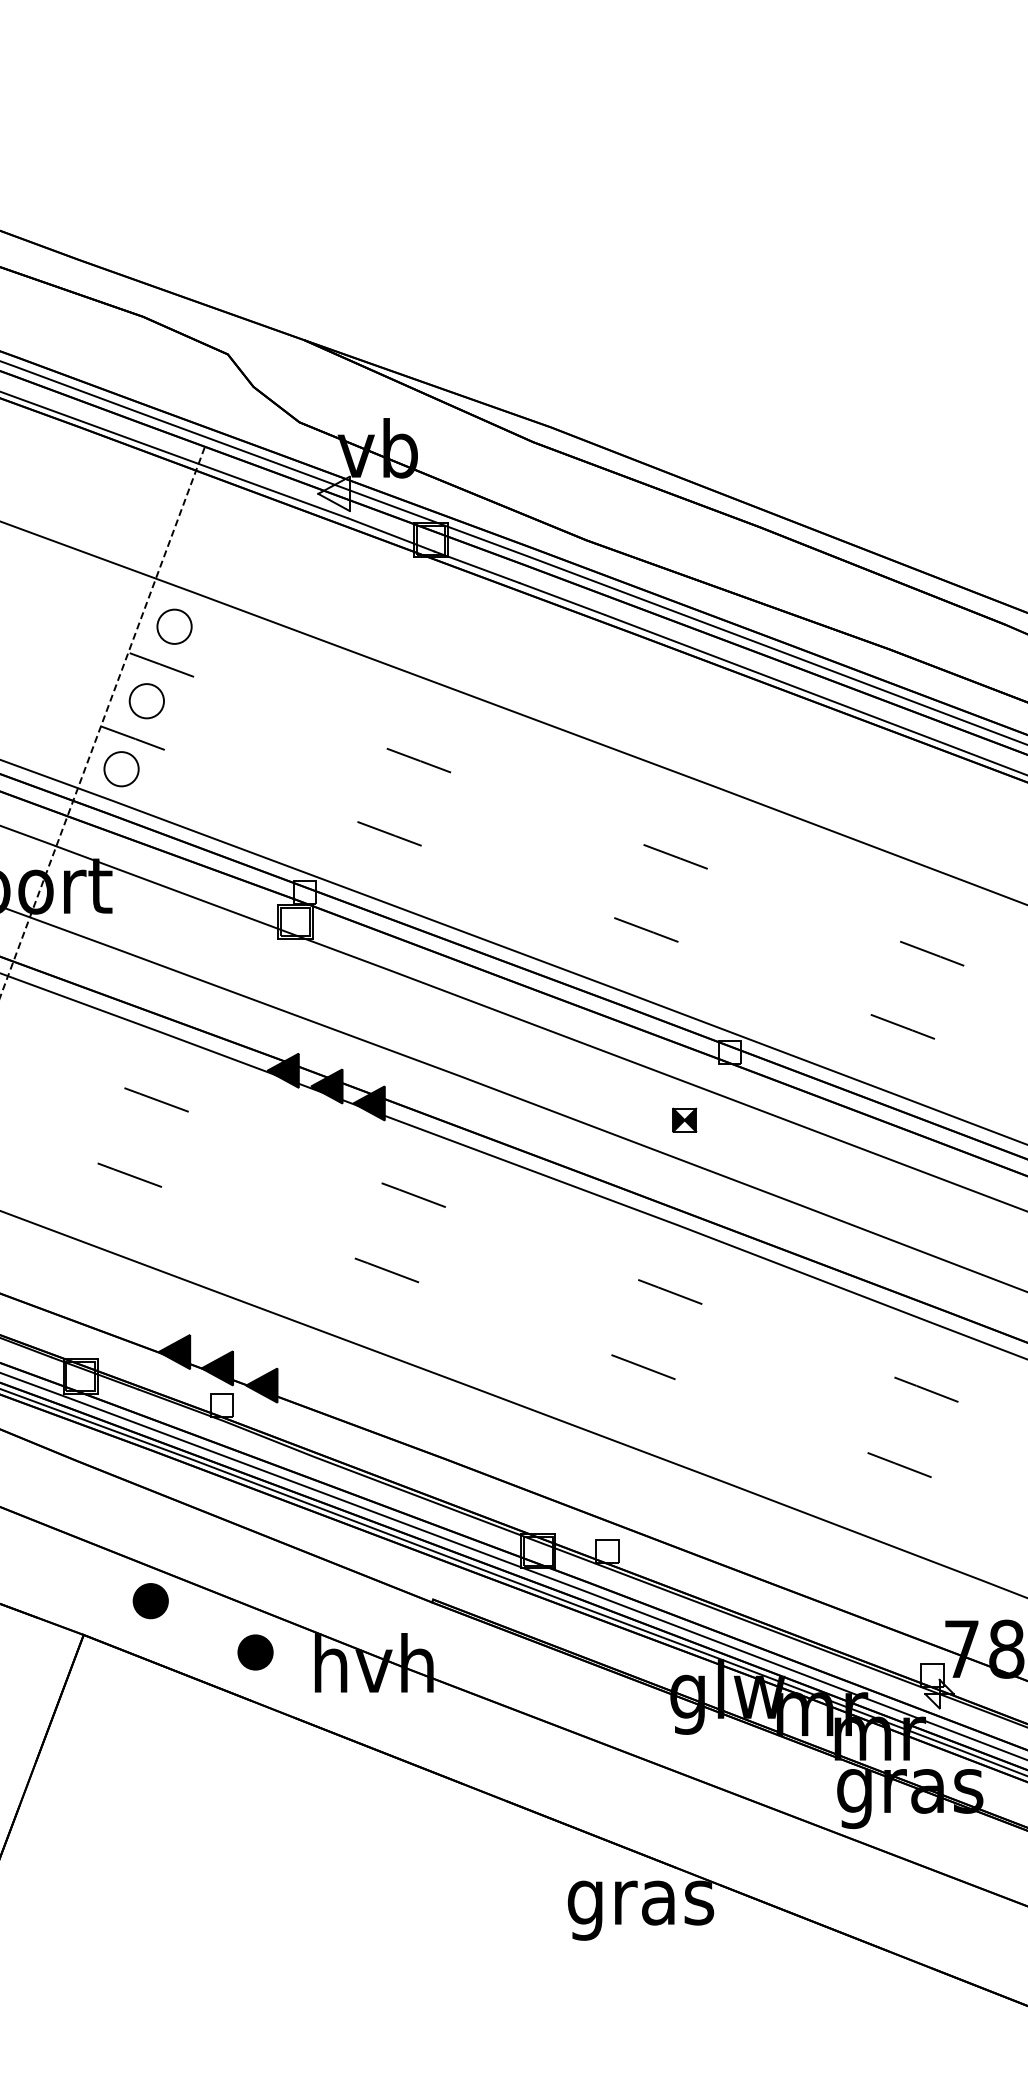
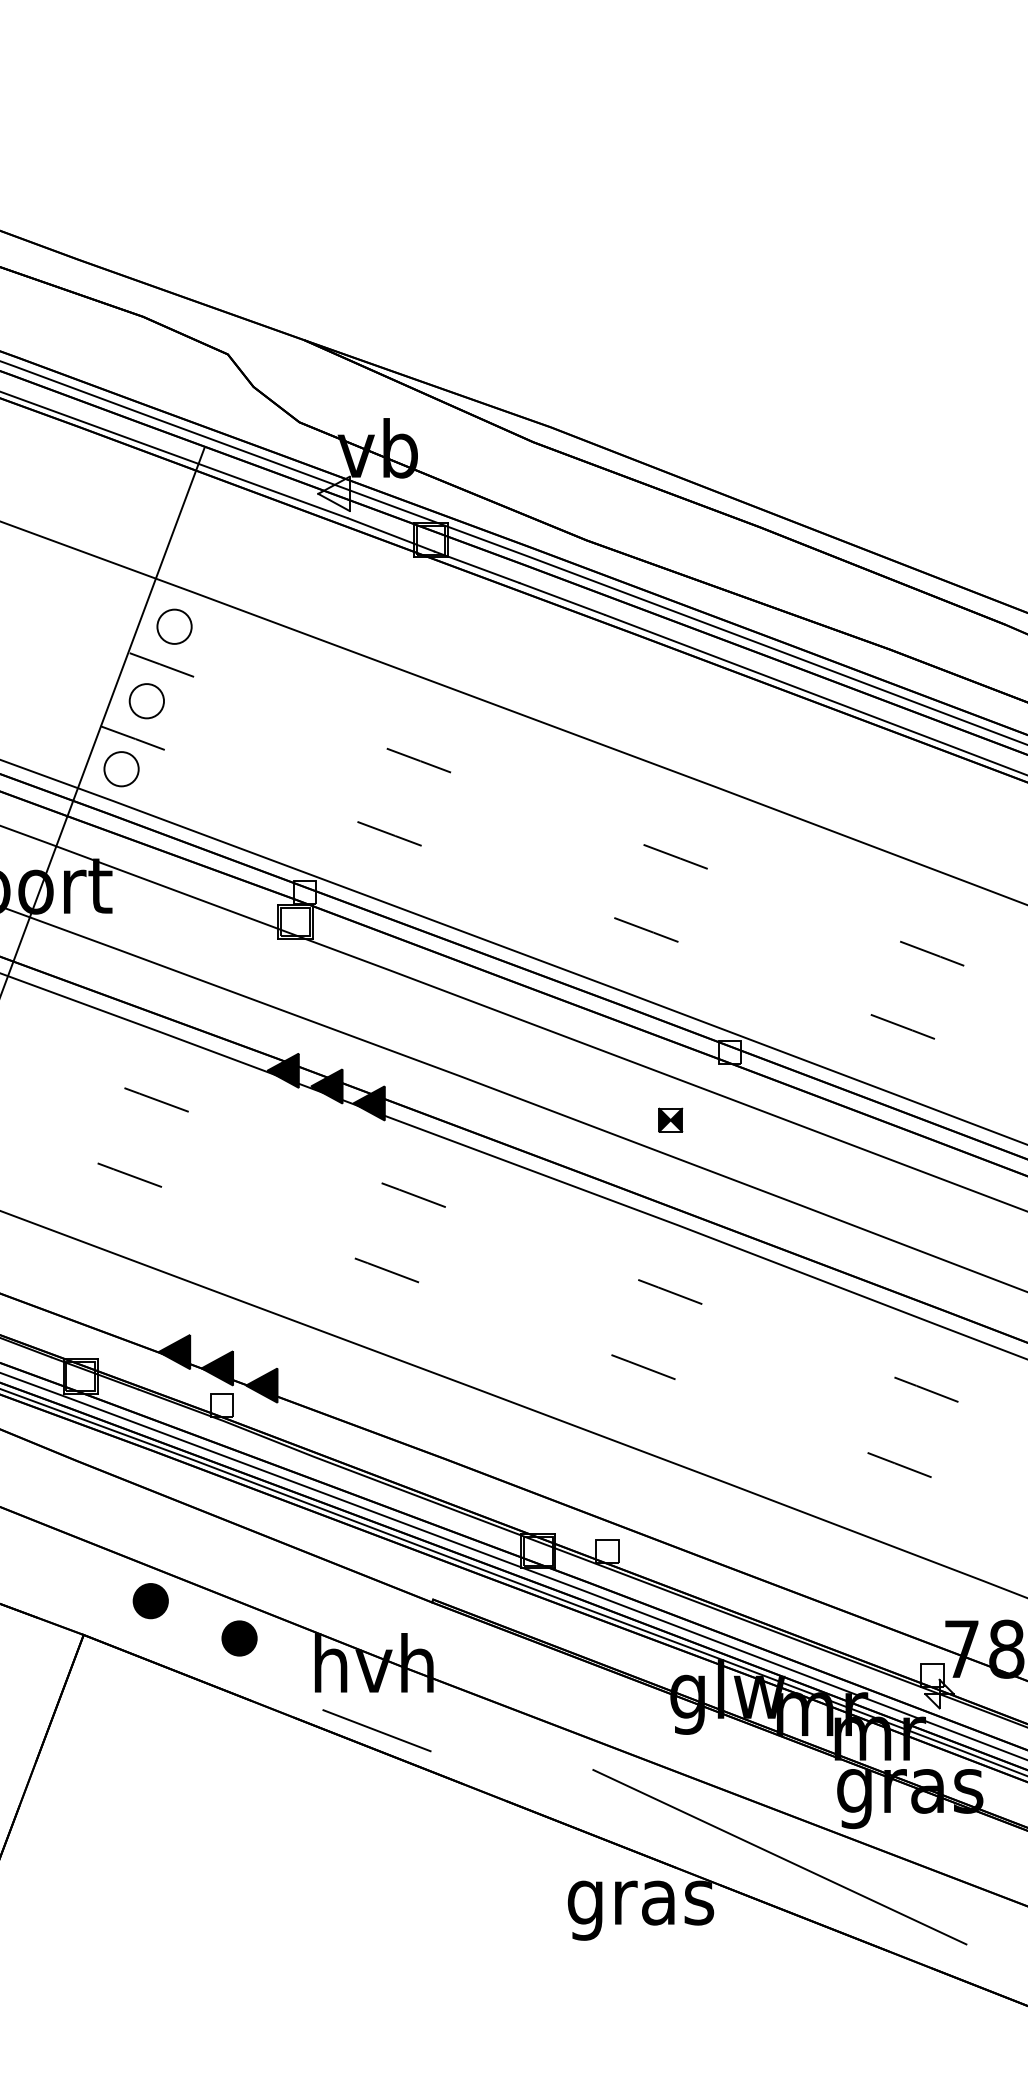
line: dashed -> solid (102, 722)
part position: (684, 1119) -> (670, 1119) (670, 1119)
part position: (255, 1652) -> (239, 1638) (239, 1638)
line: none -> present (376, 1730)
line: none -> present (779, 1856)
